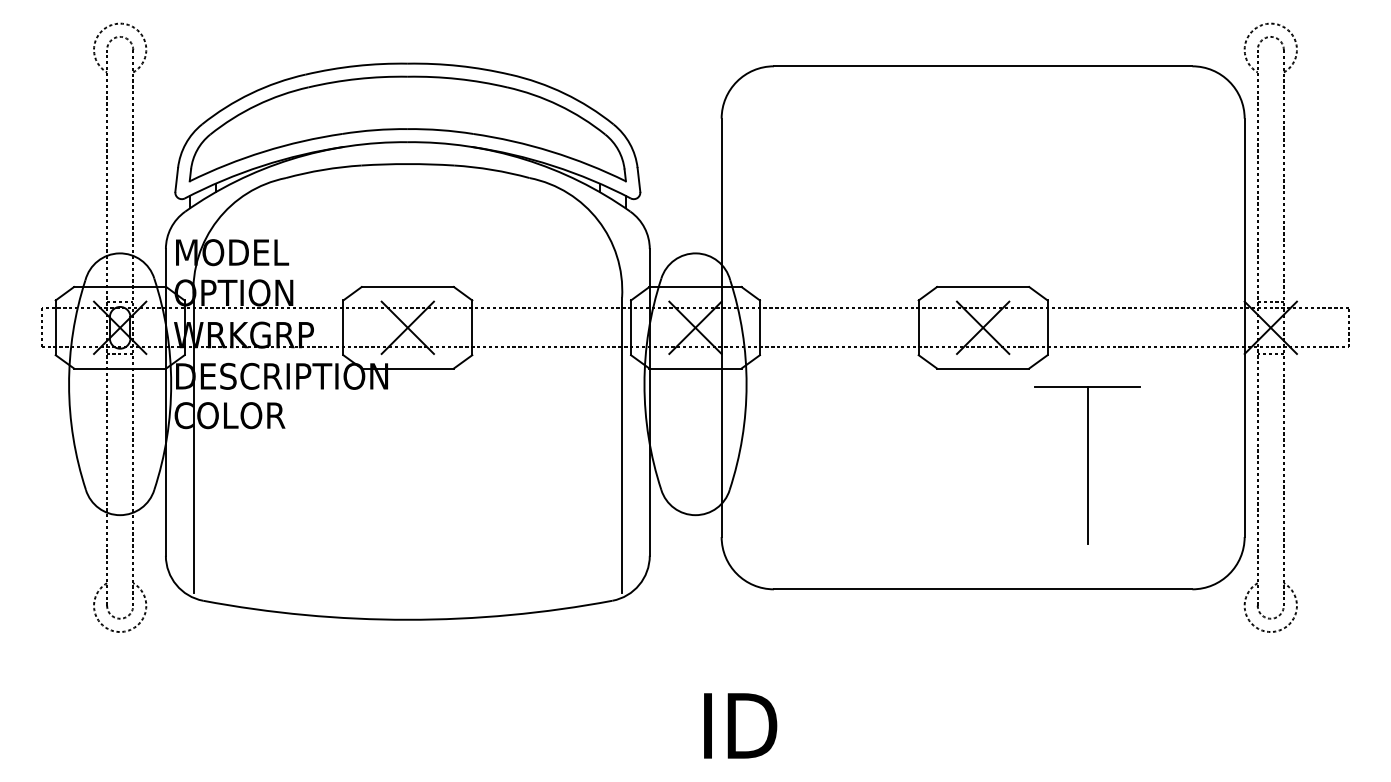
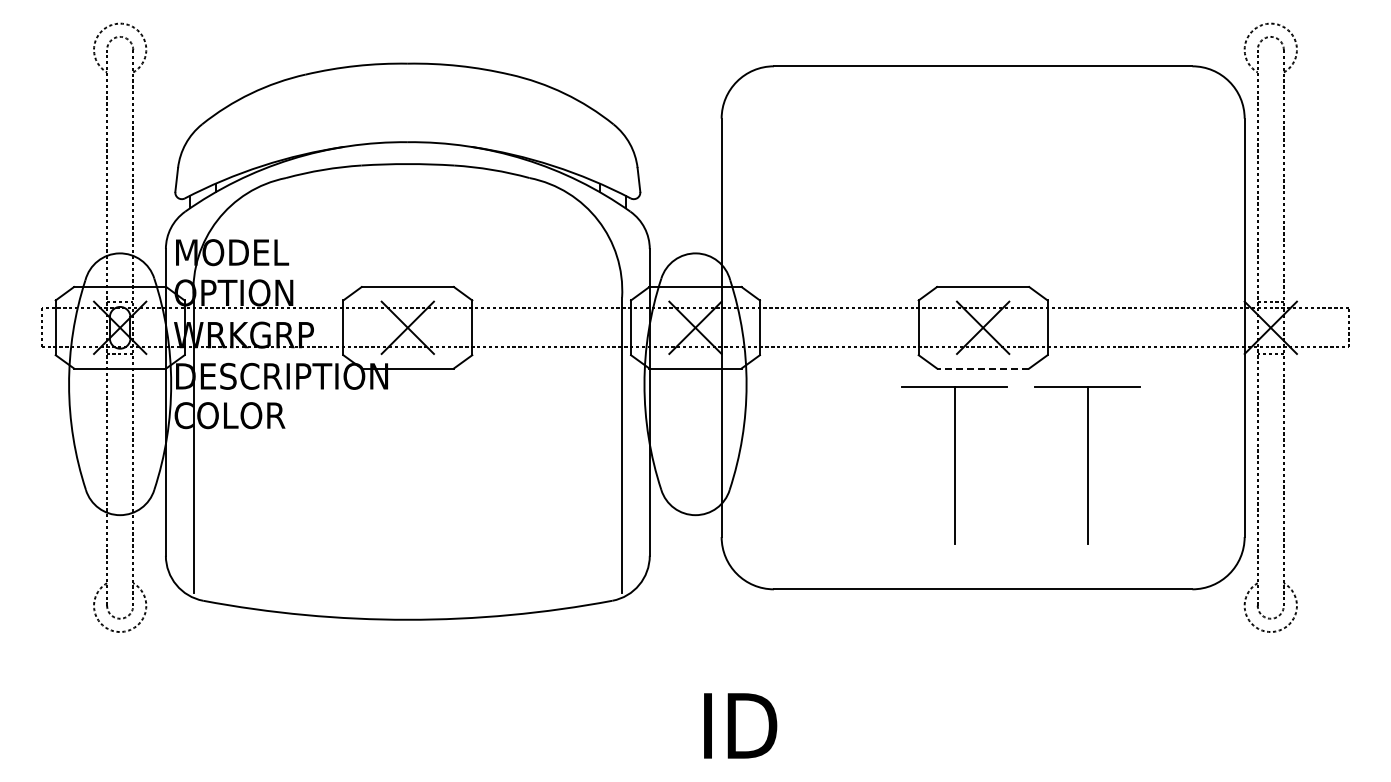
part: present -> none (407, 128)
line: solid -> dashed (982, 368)
part: none -> present (954, 465)
